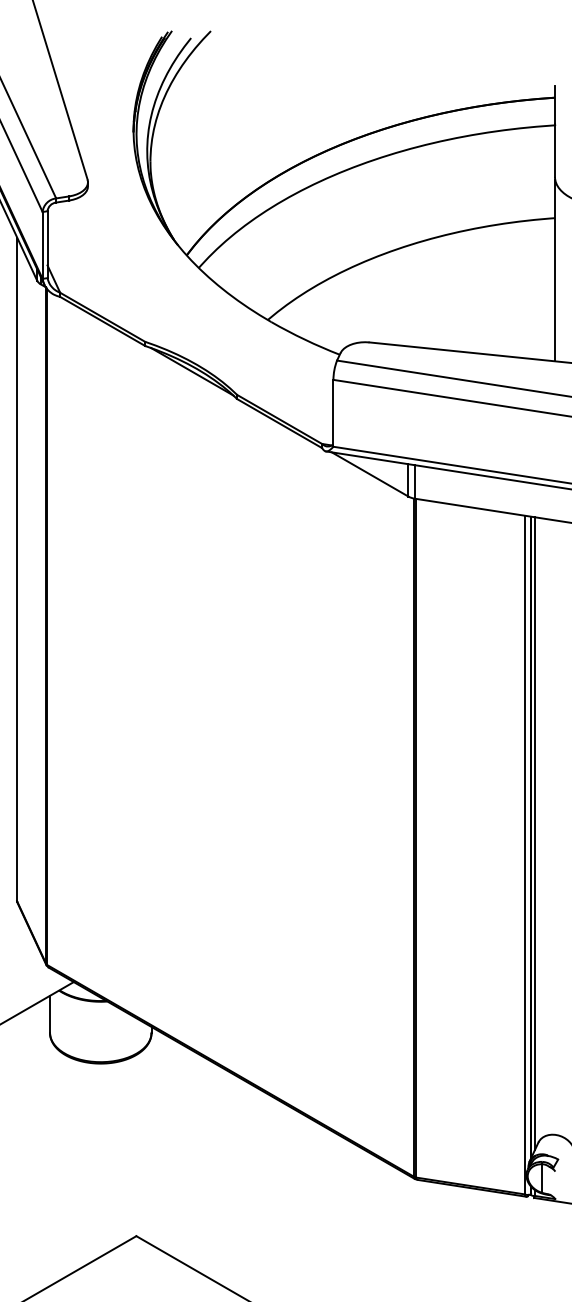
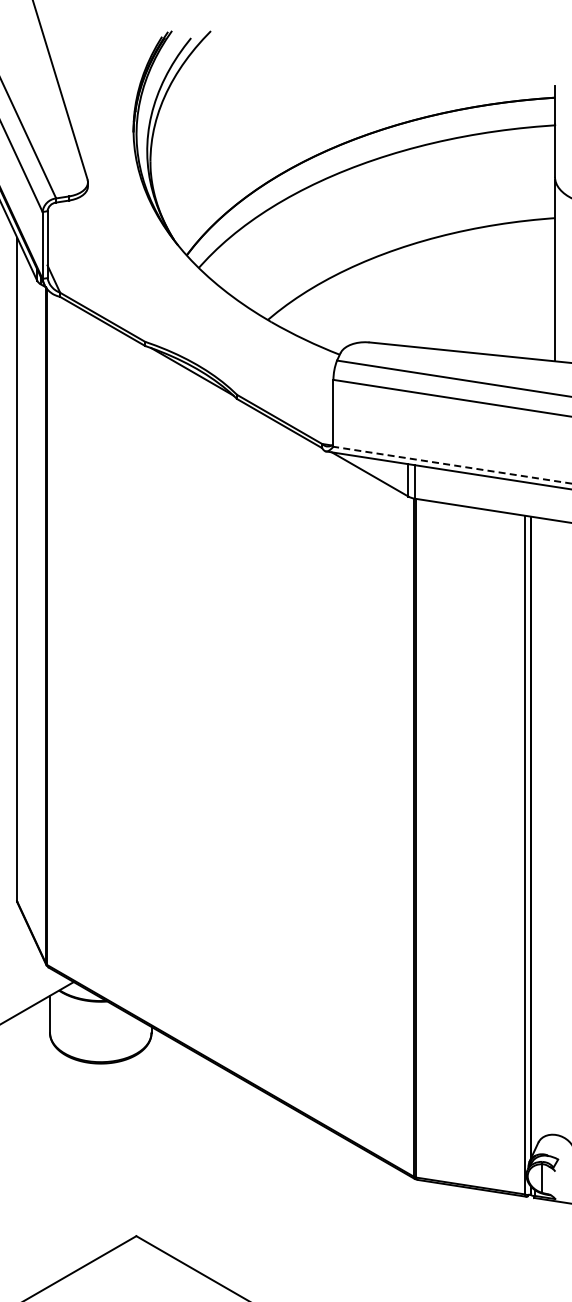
line: solid -> dashed (451, 465)
line: present -> none (534, 833)
